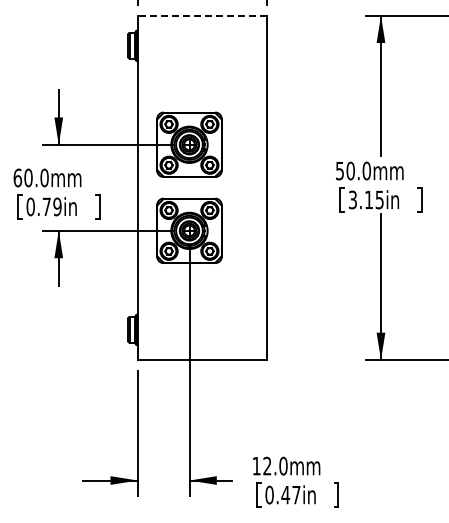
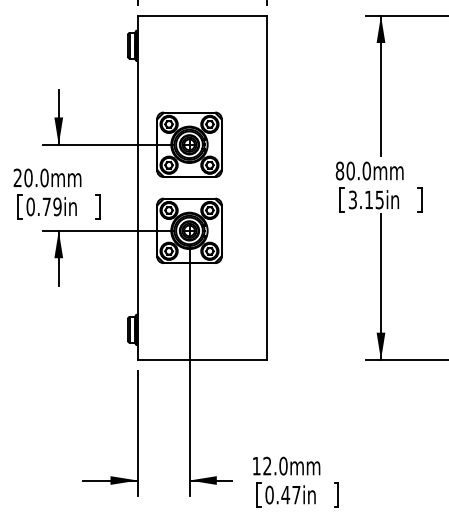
line: dashed -> solid (202, 15)
text: 50.0mm -> 80.0mm (339, 170)
text: 60.0mm -> 20.0mm (17, 177)
